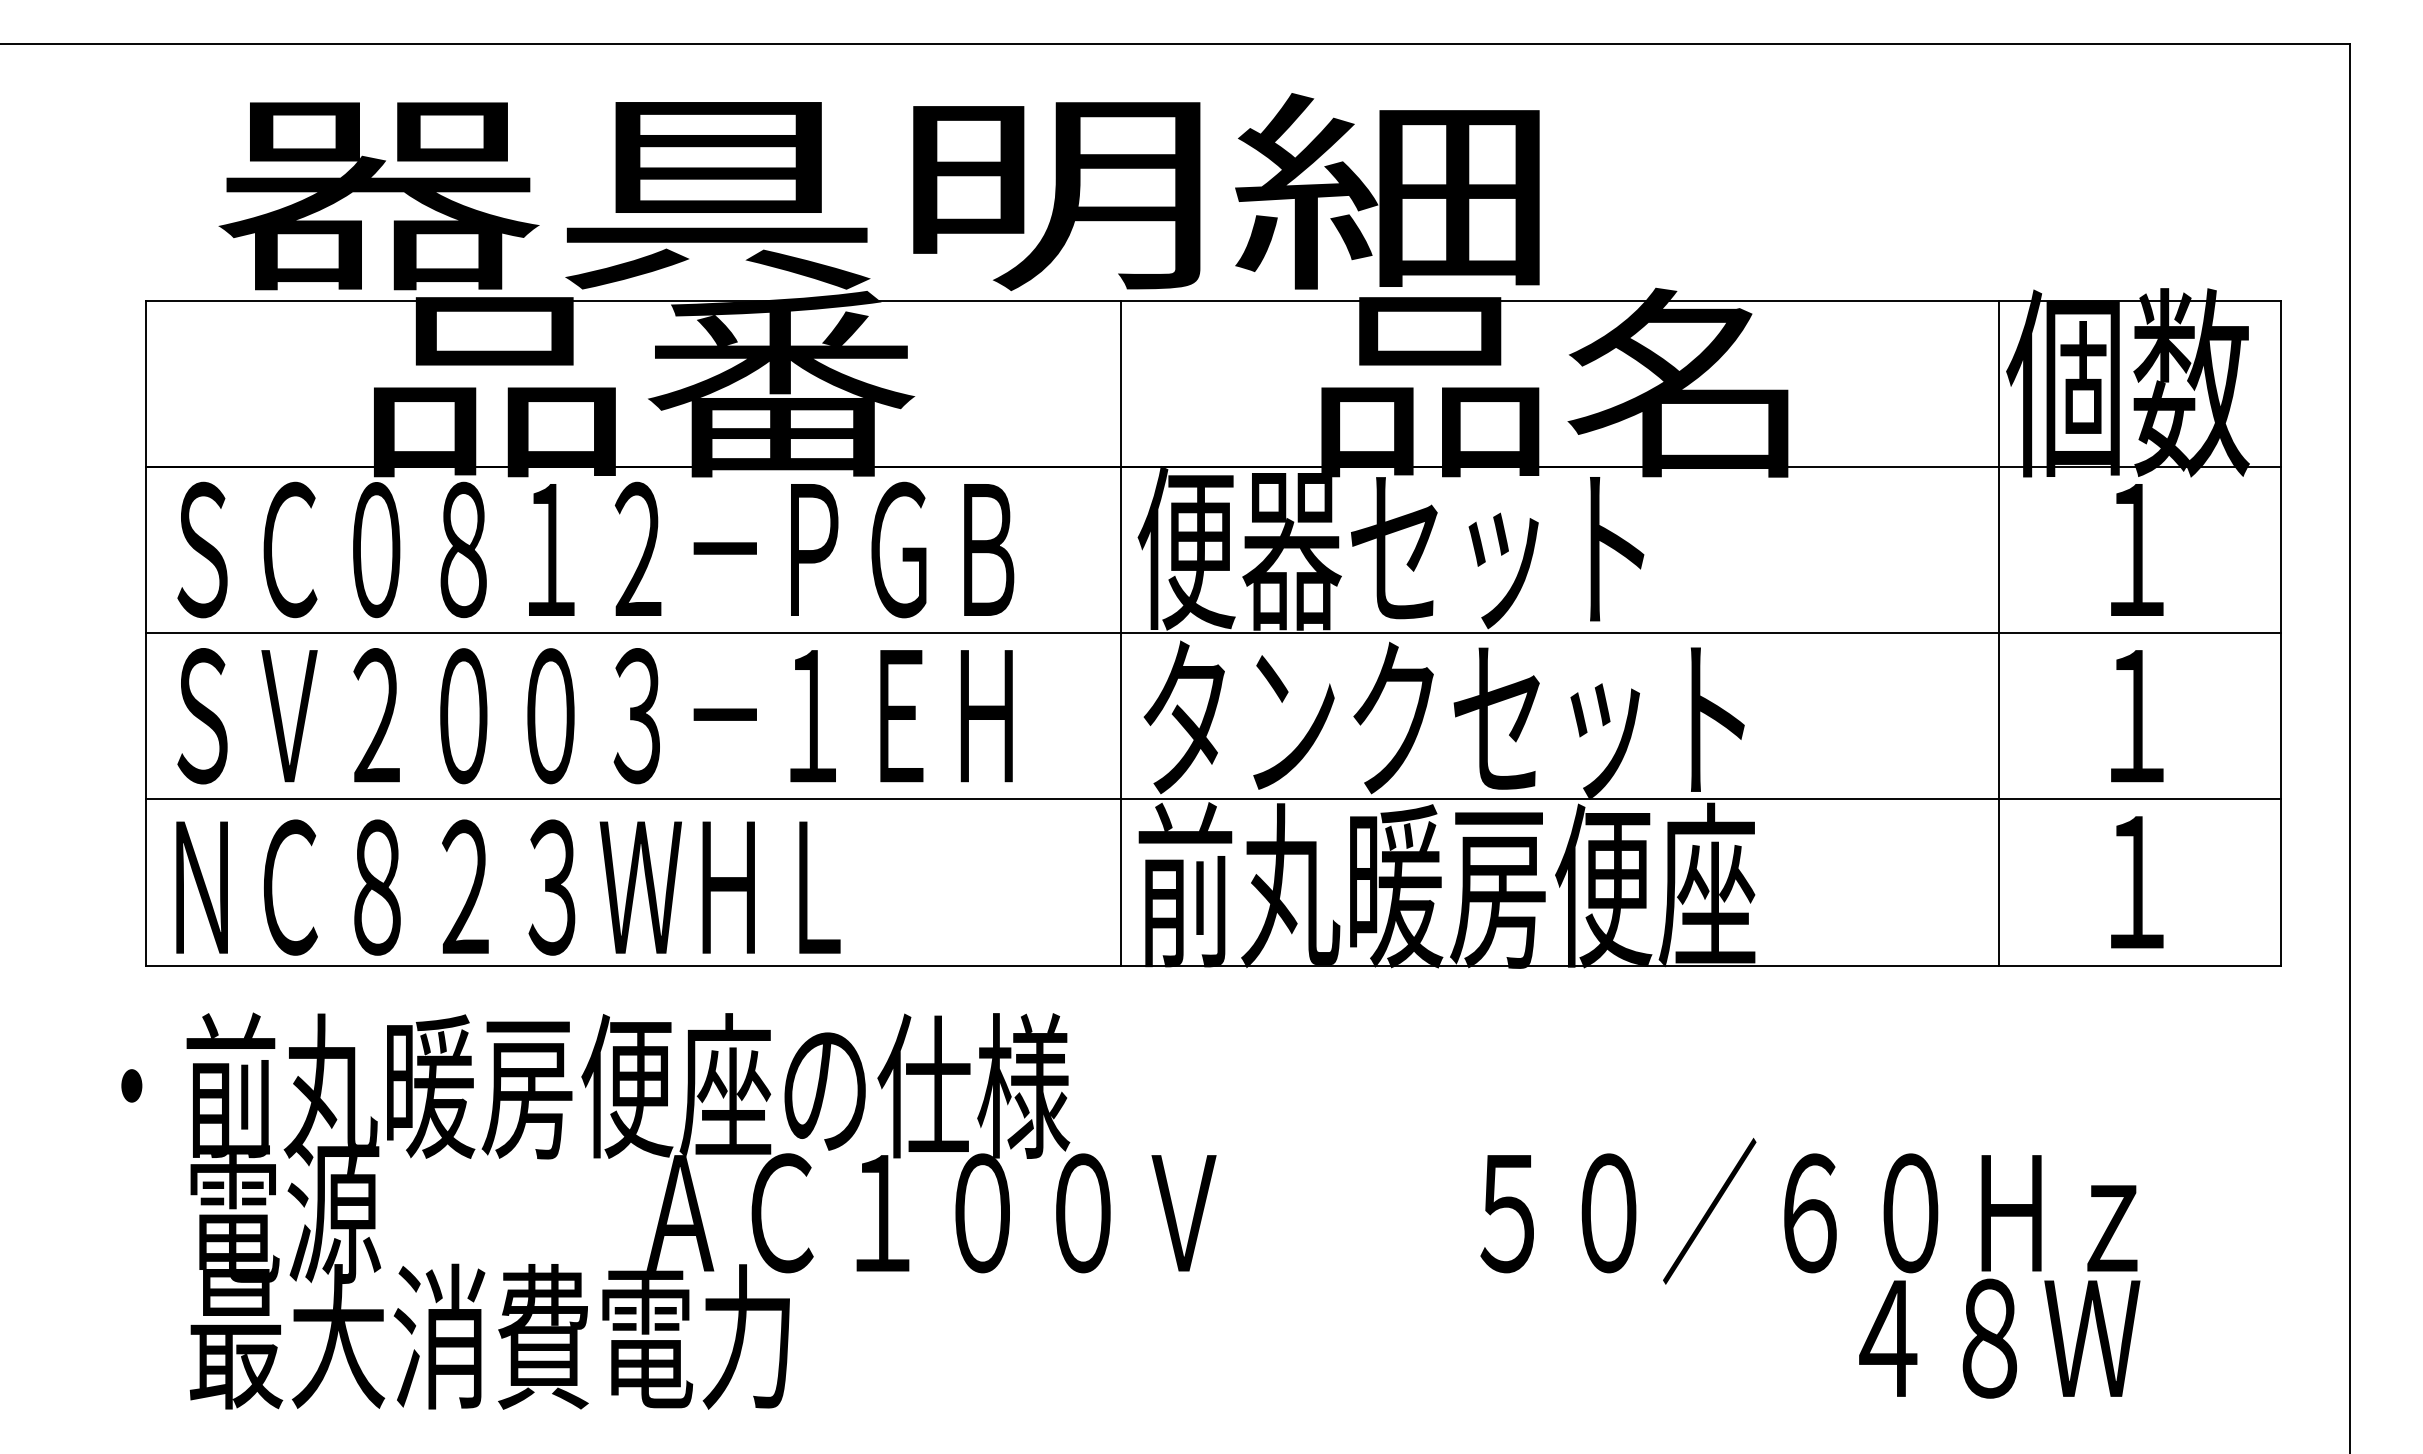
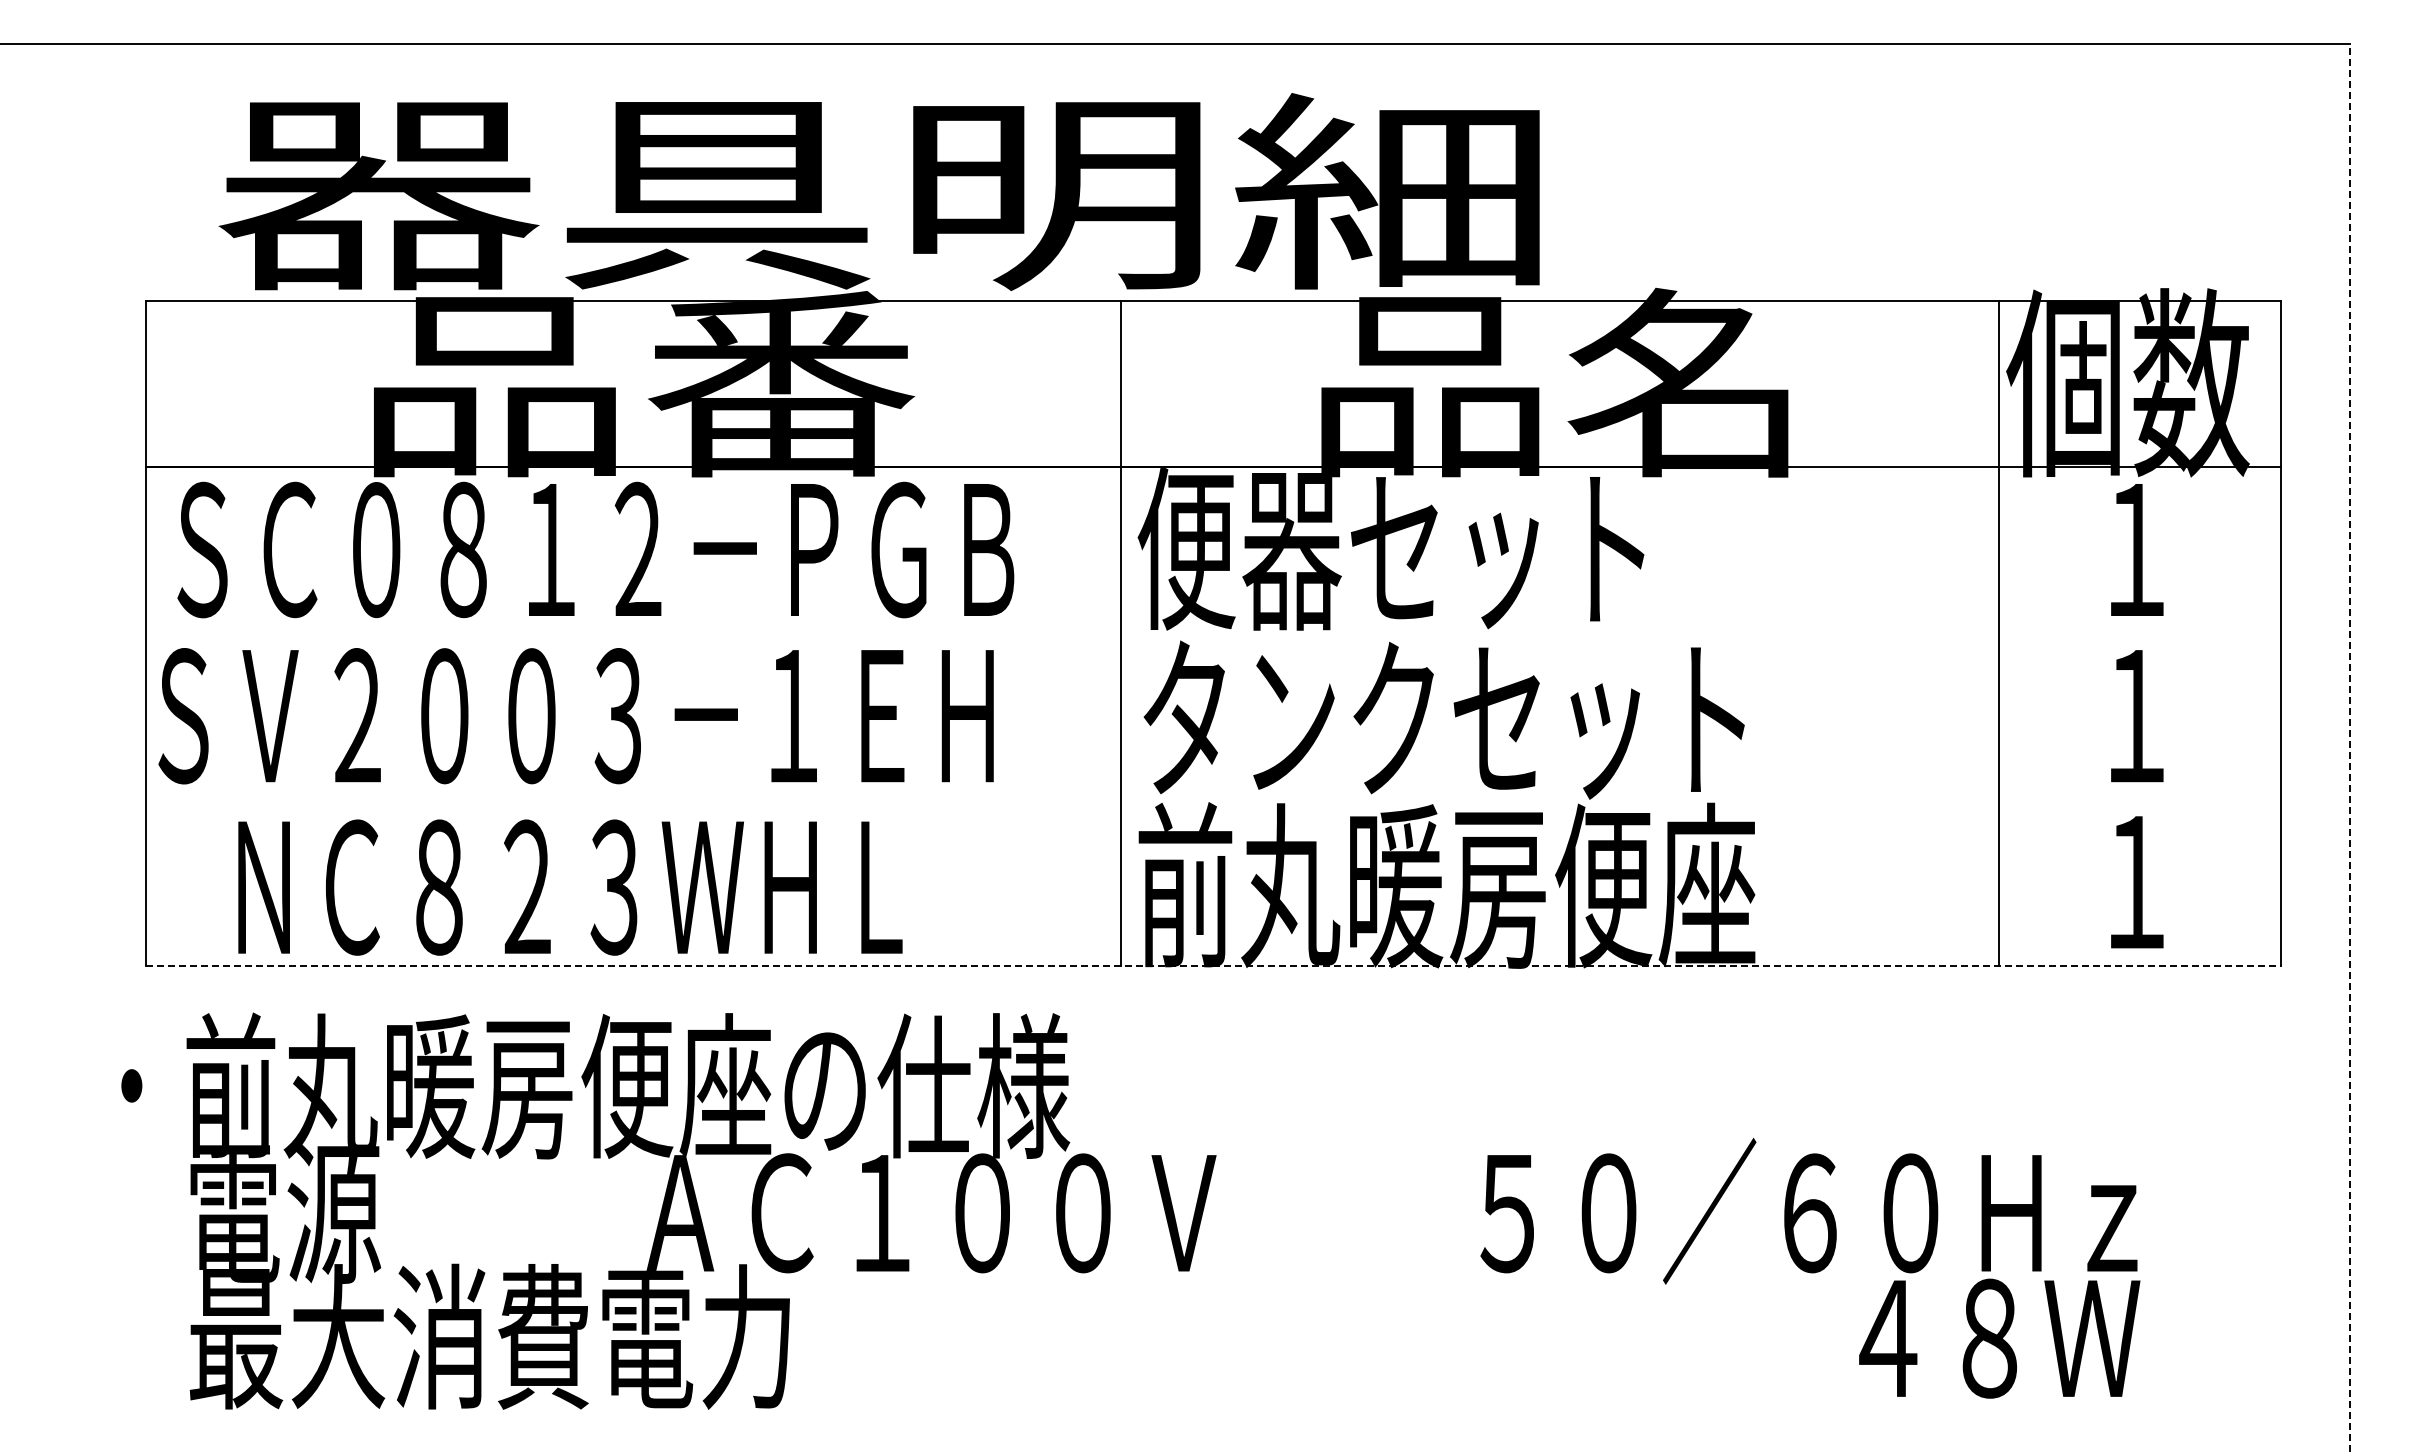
line: present -> none (1213, 633)
text position: (594, 716) -> (575, 716) (575, 716)
line: solid -> dashed (2350, 747)
line: present -> none (1213, 799)
text position: (508, 887) -> (570, 887) (570, 887)
line: solid -> dashed (1213, 965)
